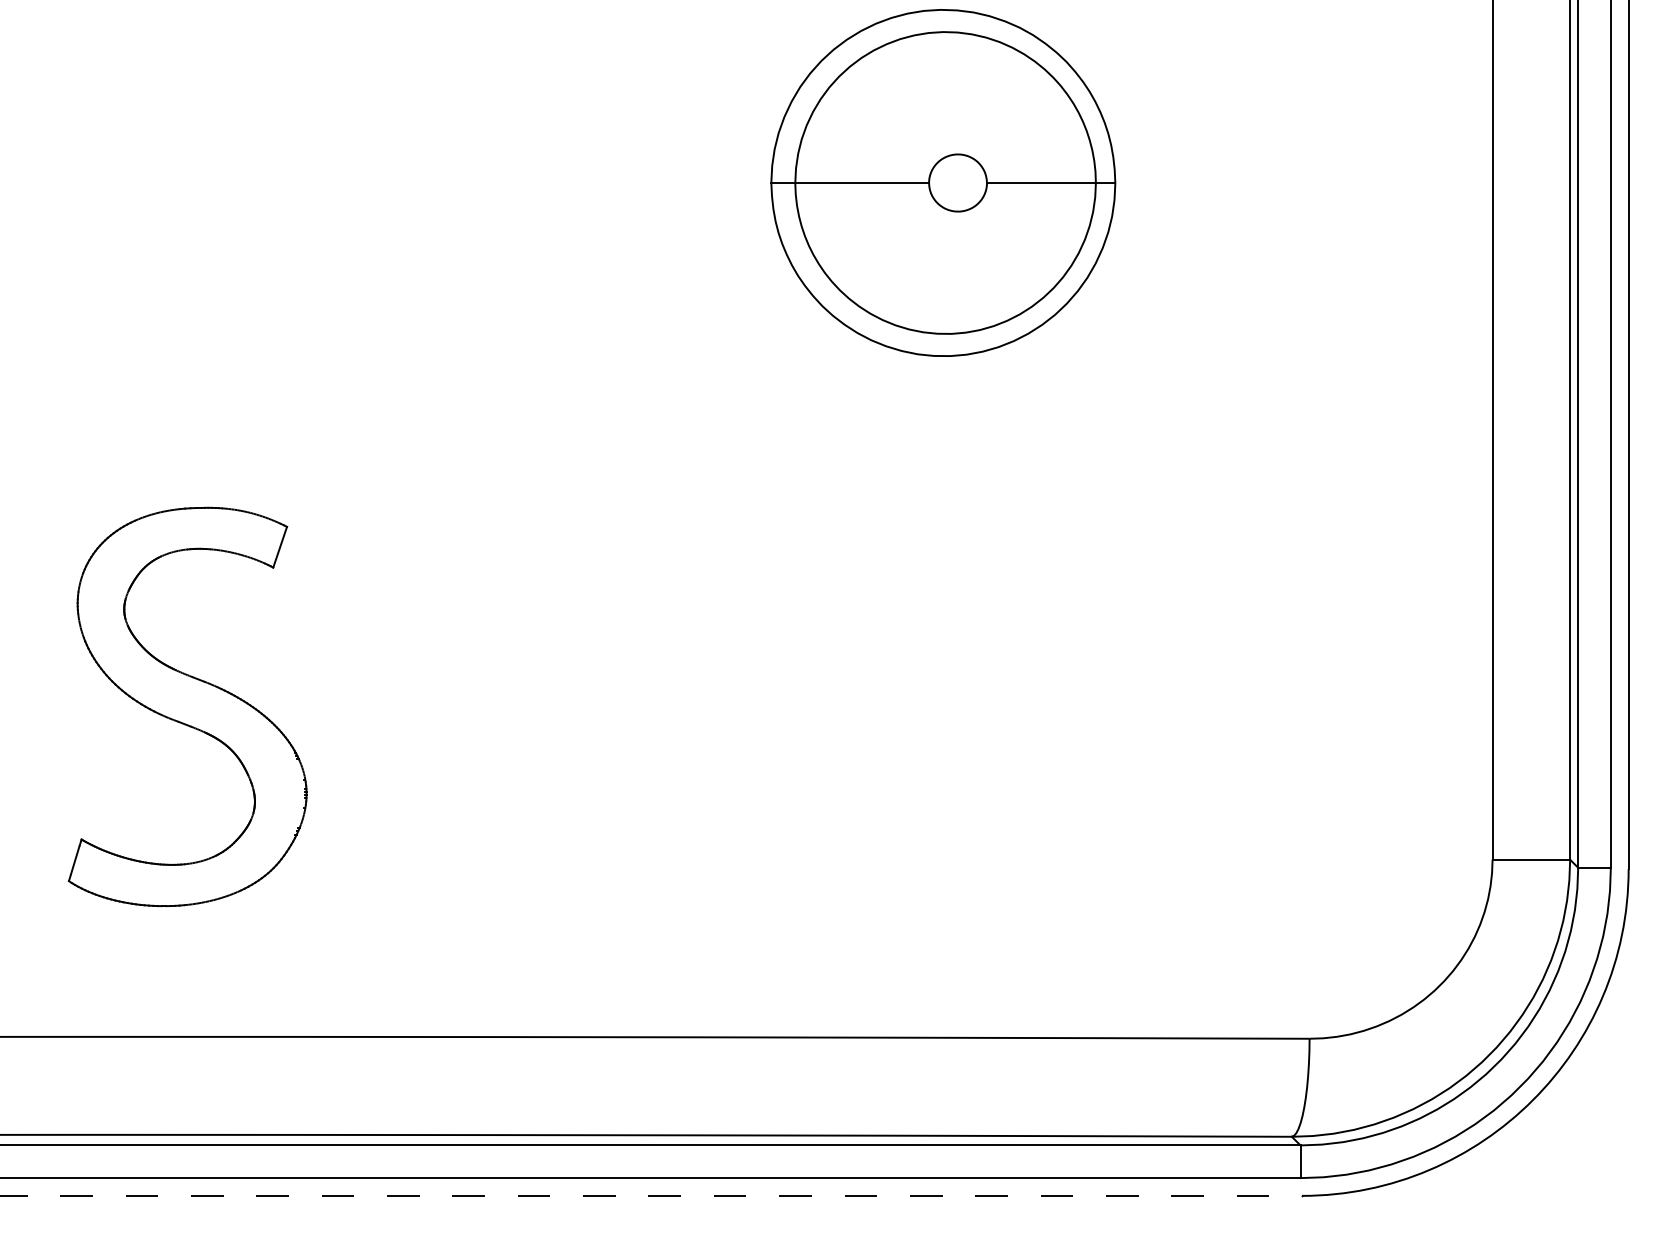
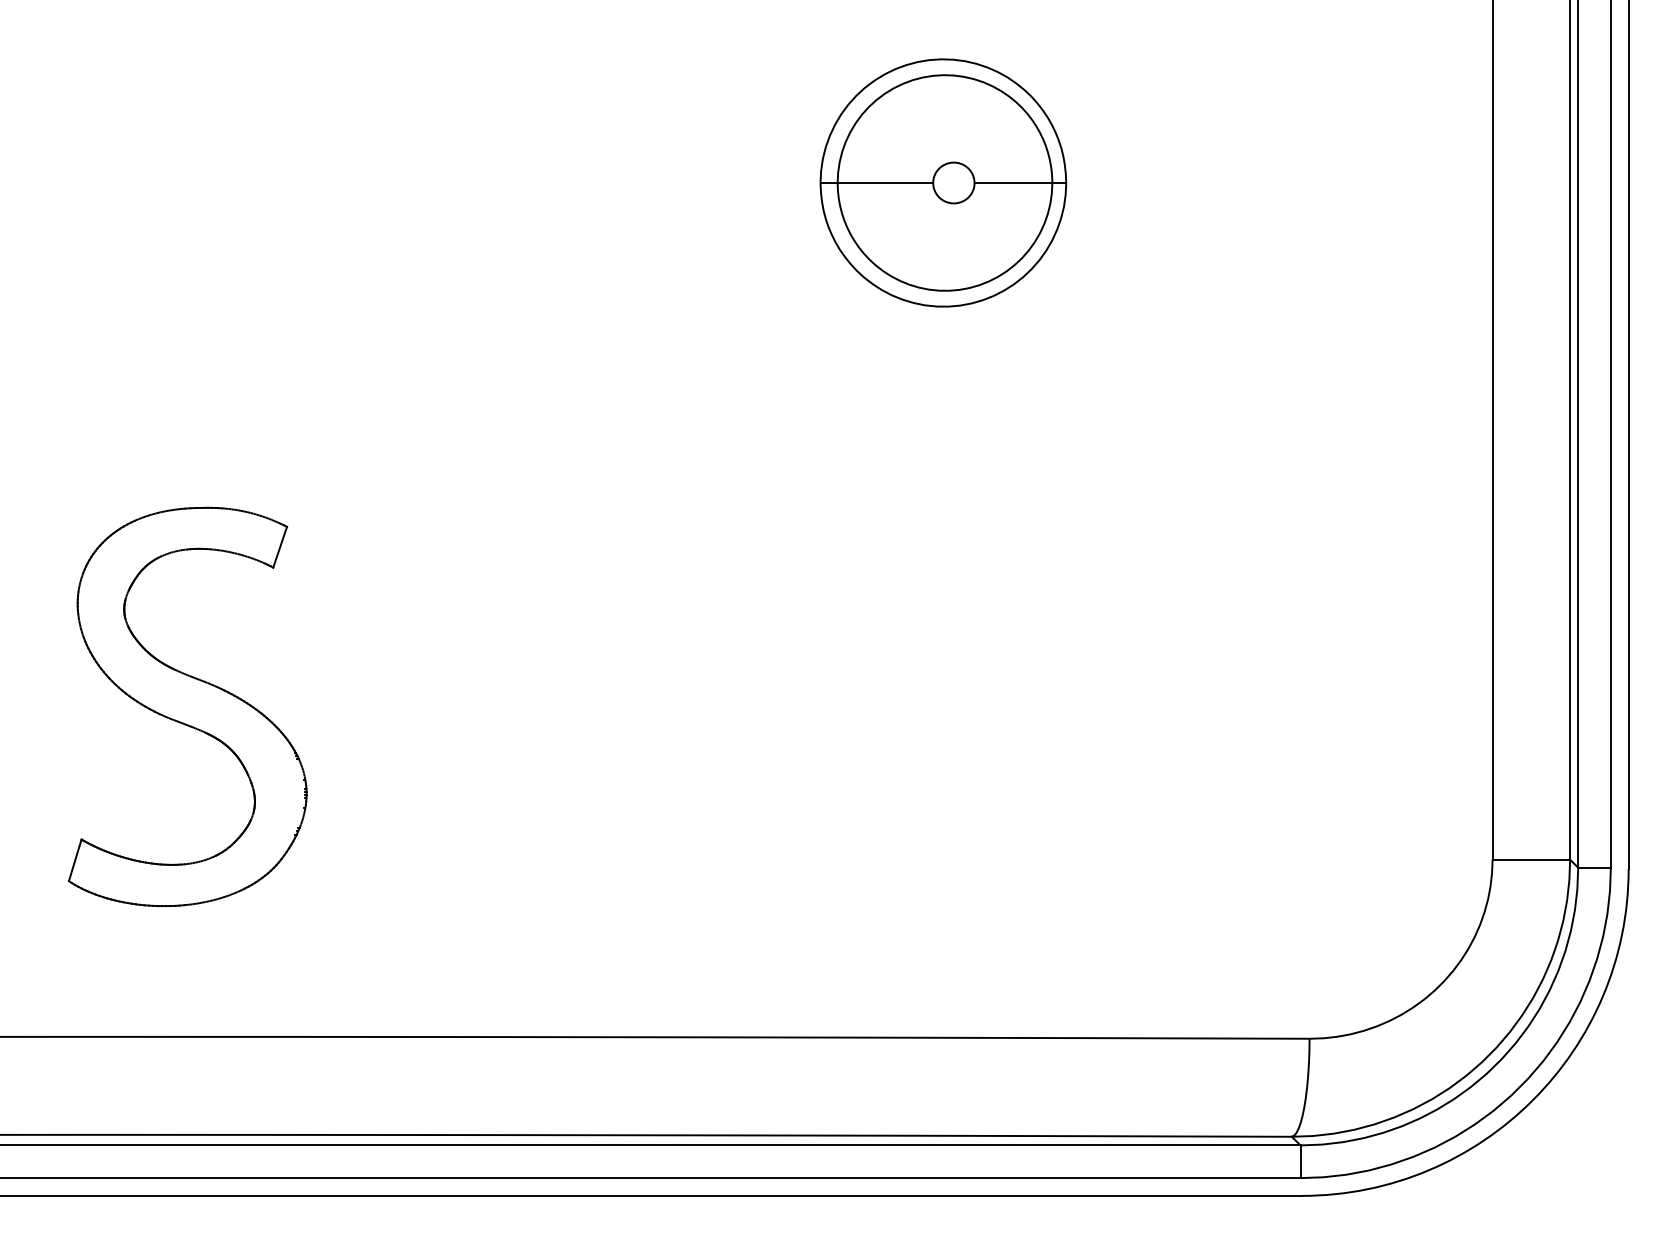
part size: 347x348 px -> 249x250 px (943, 182)
line: dashed -> solid (650, 1195)
